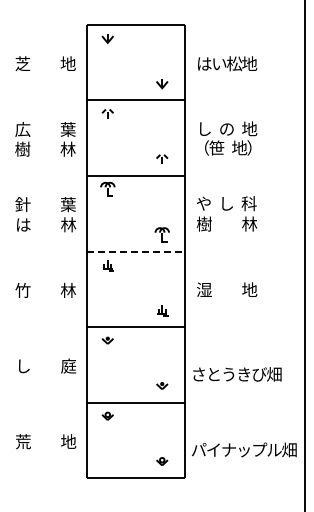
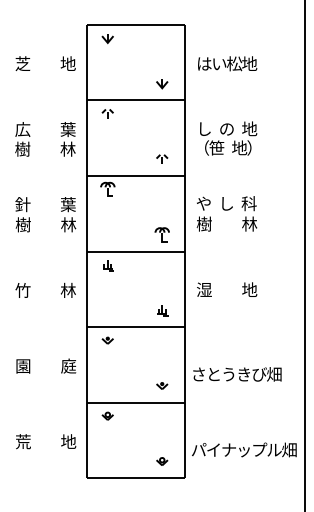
text: は -> 樹 (22, 224)
line: dashed -> solid (136, 251)
text: し -> 園 (23, 366)
